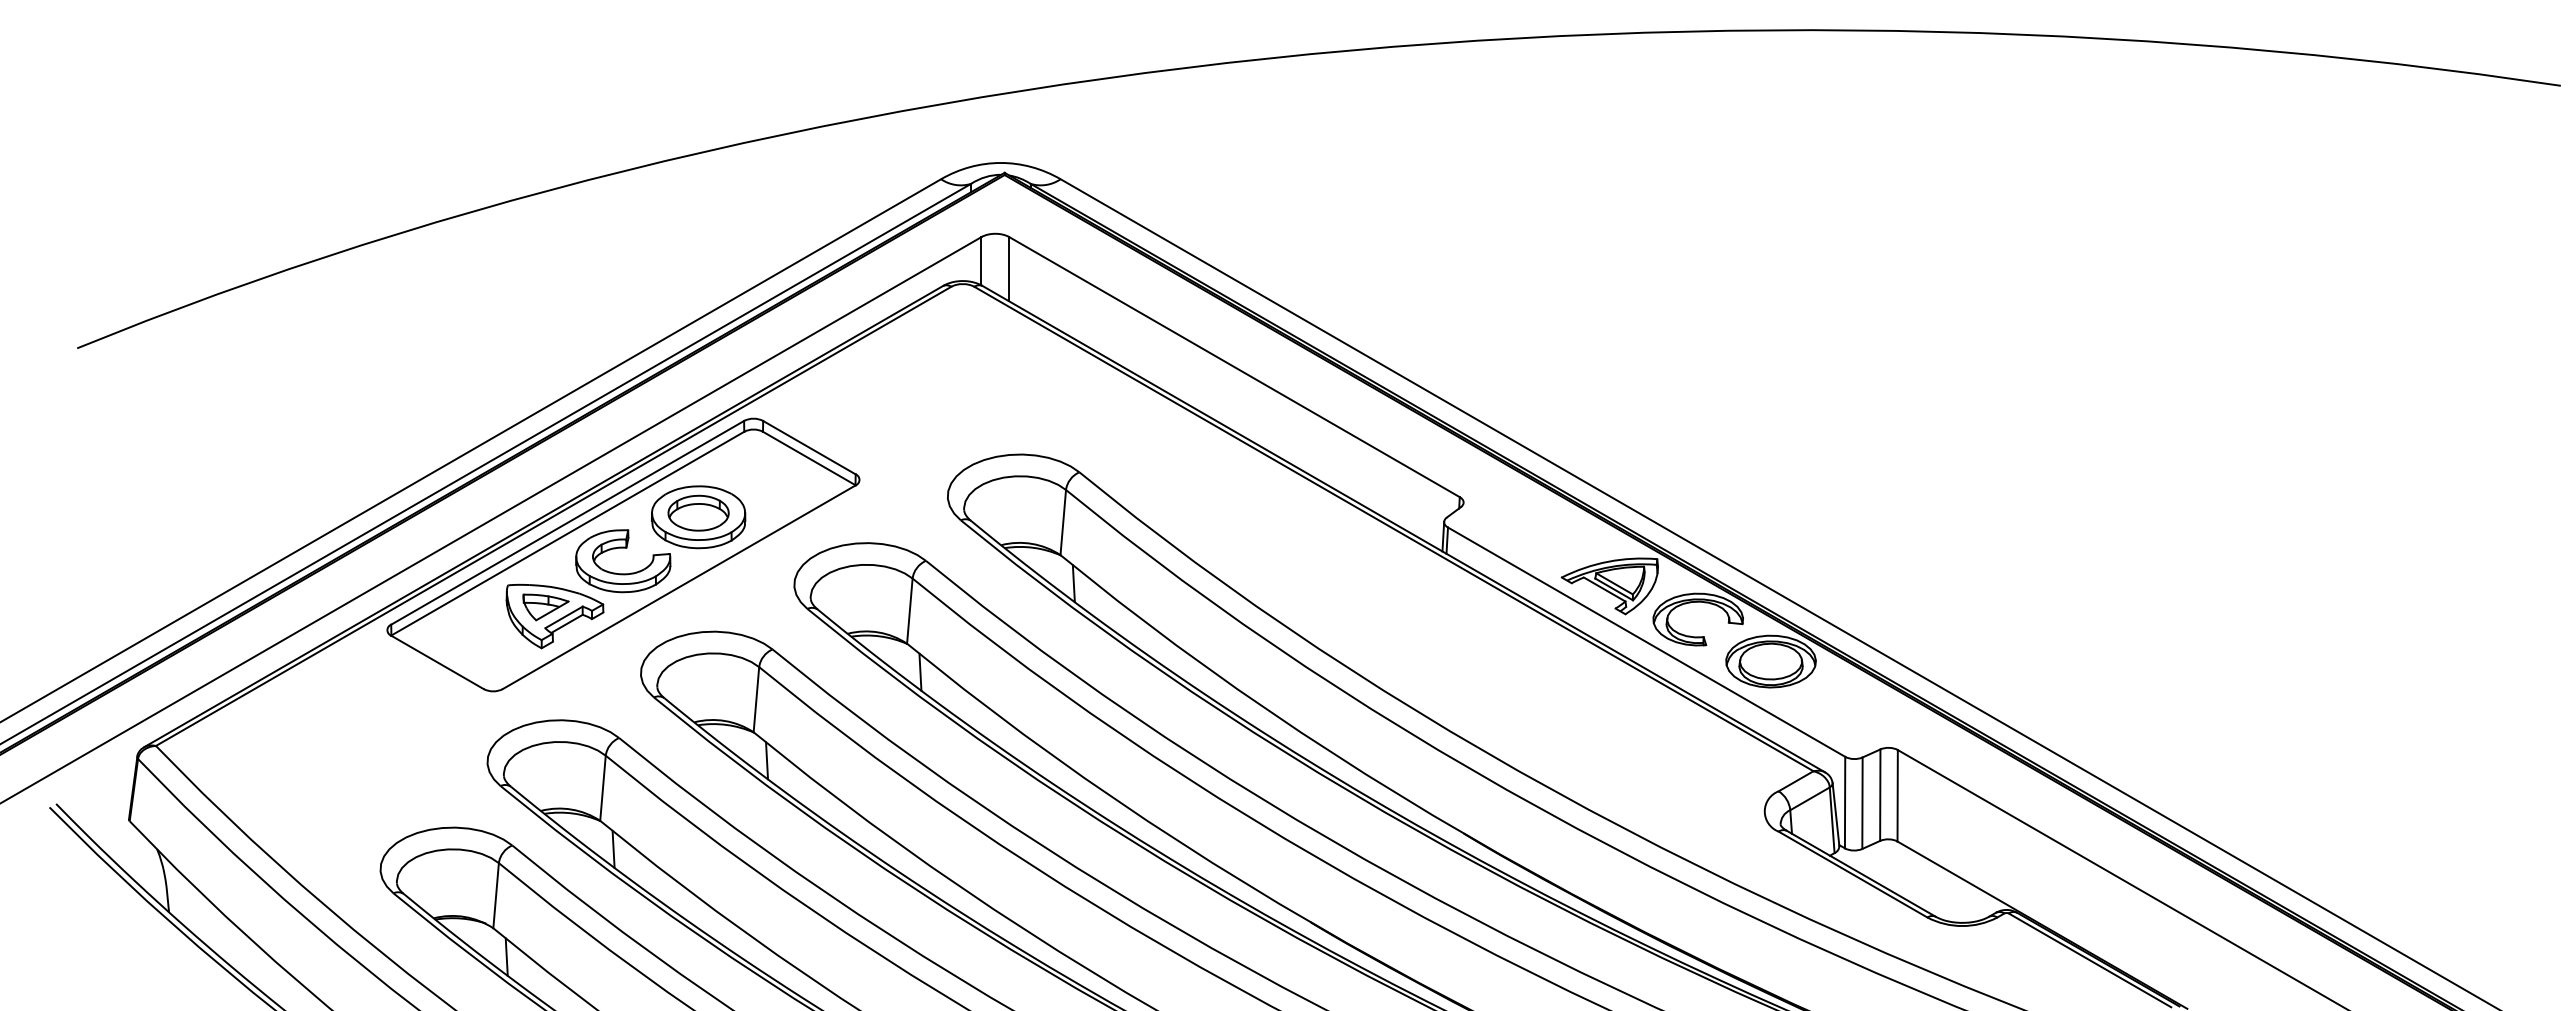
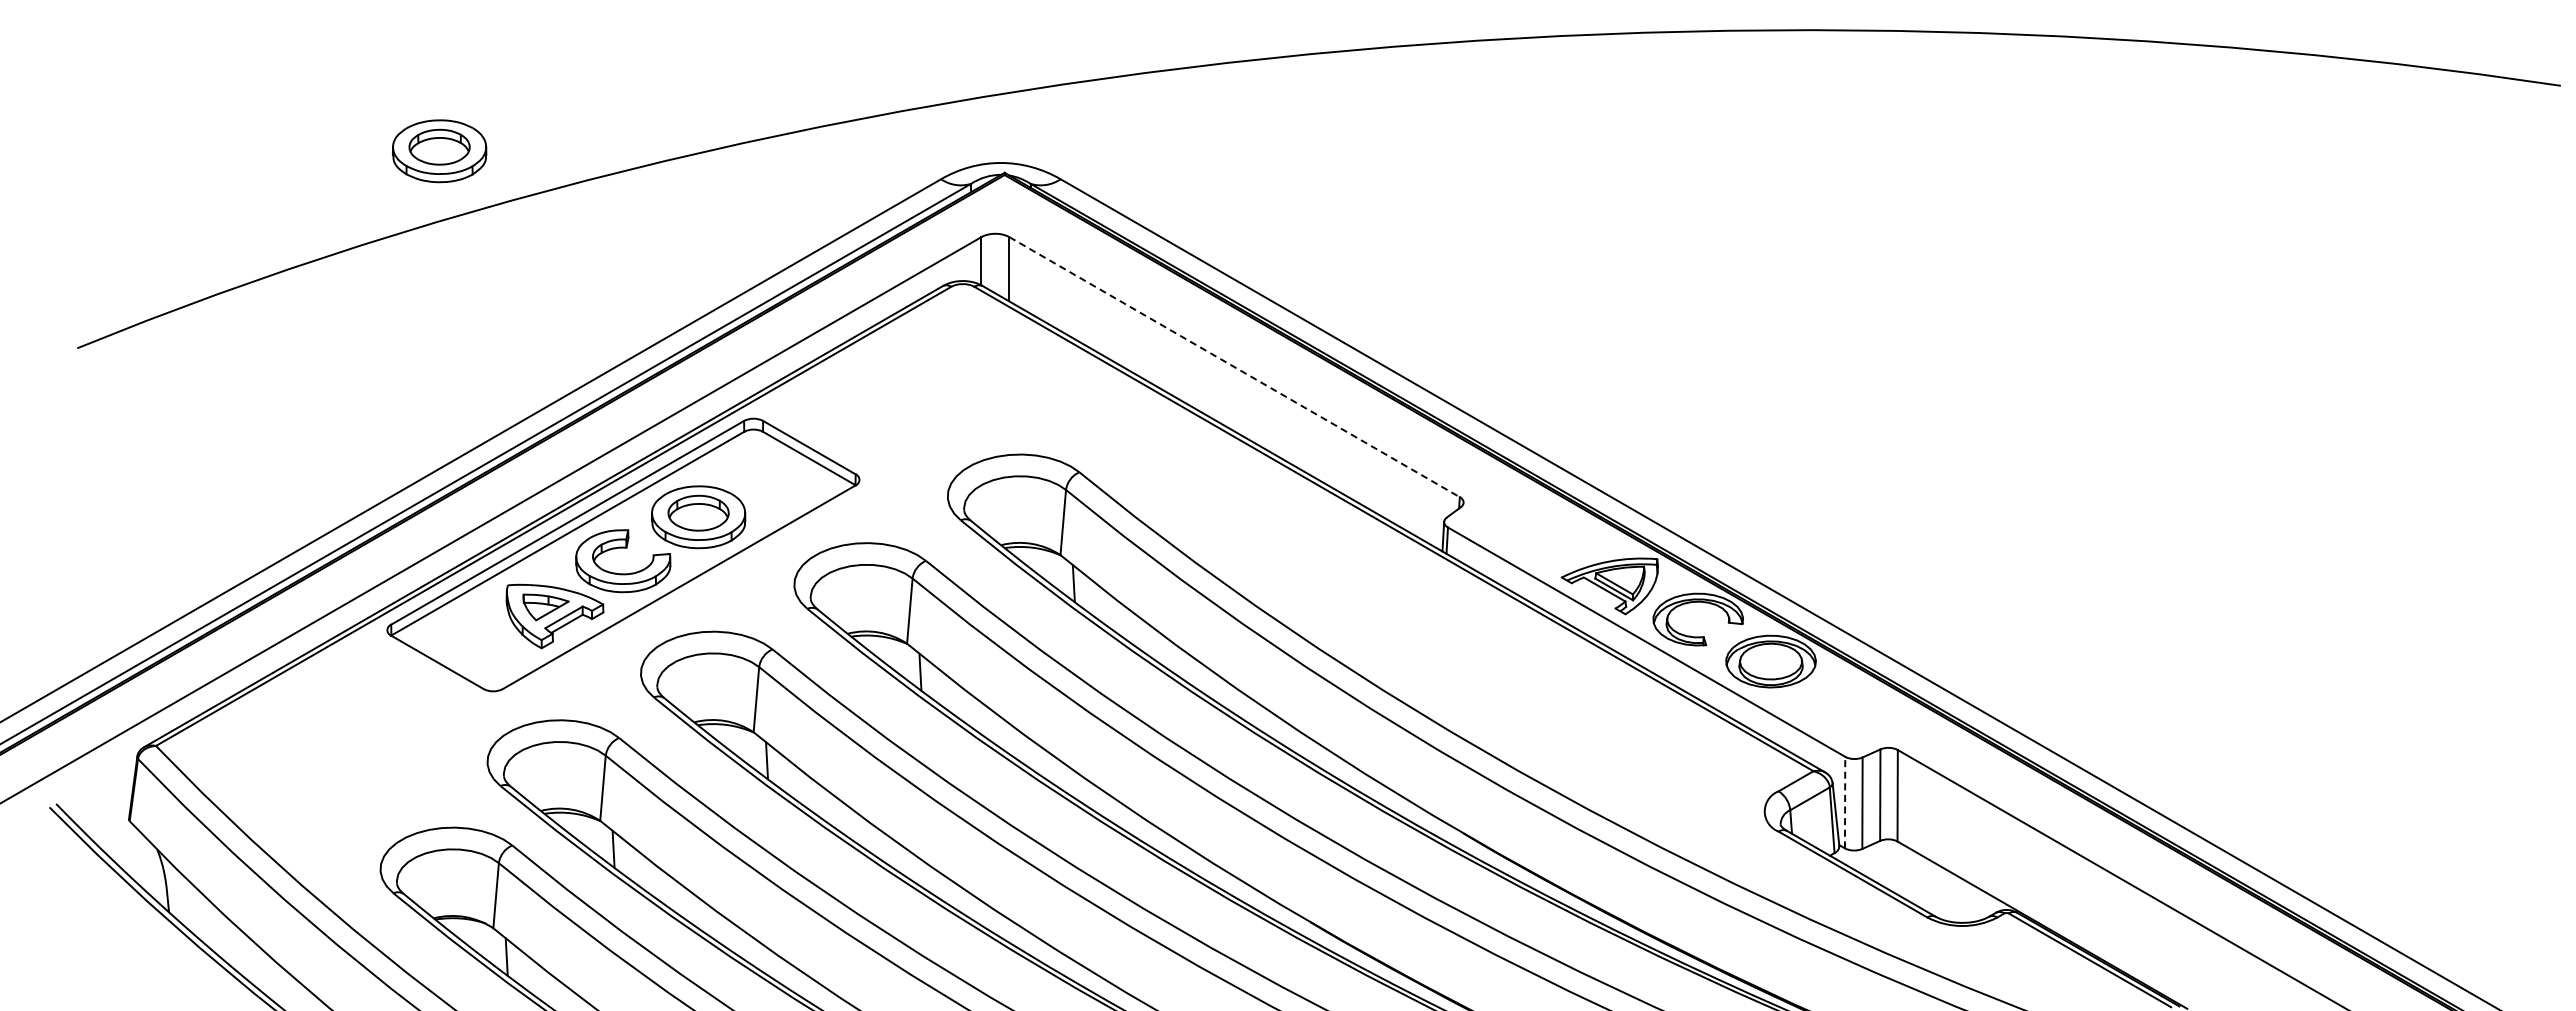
part: none -> present (439, 151)
line: solid -> dashed (1235, 367)
line: solid -> dashed (1845, 802)
